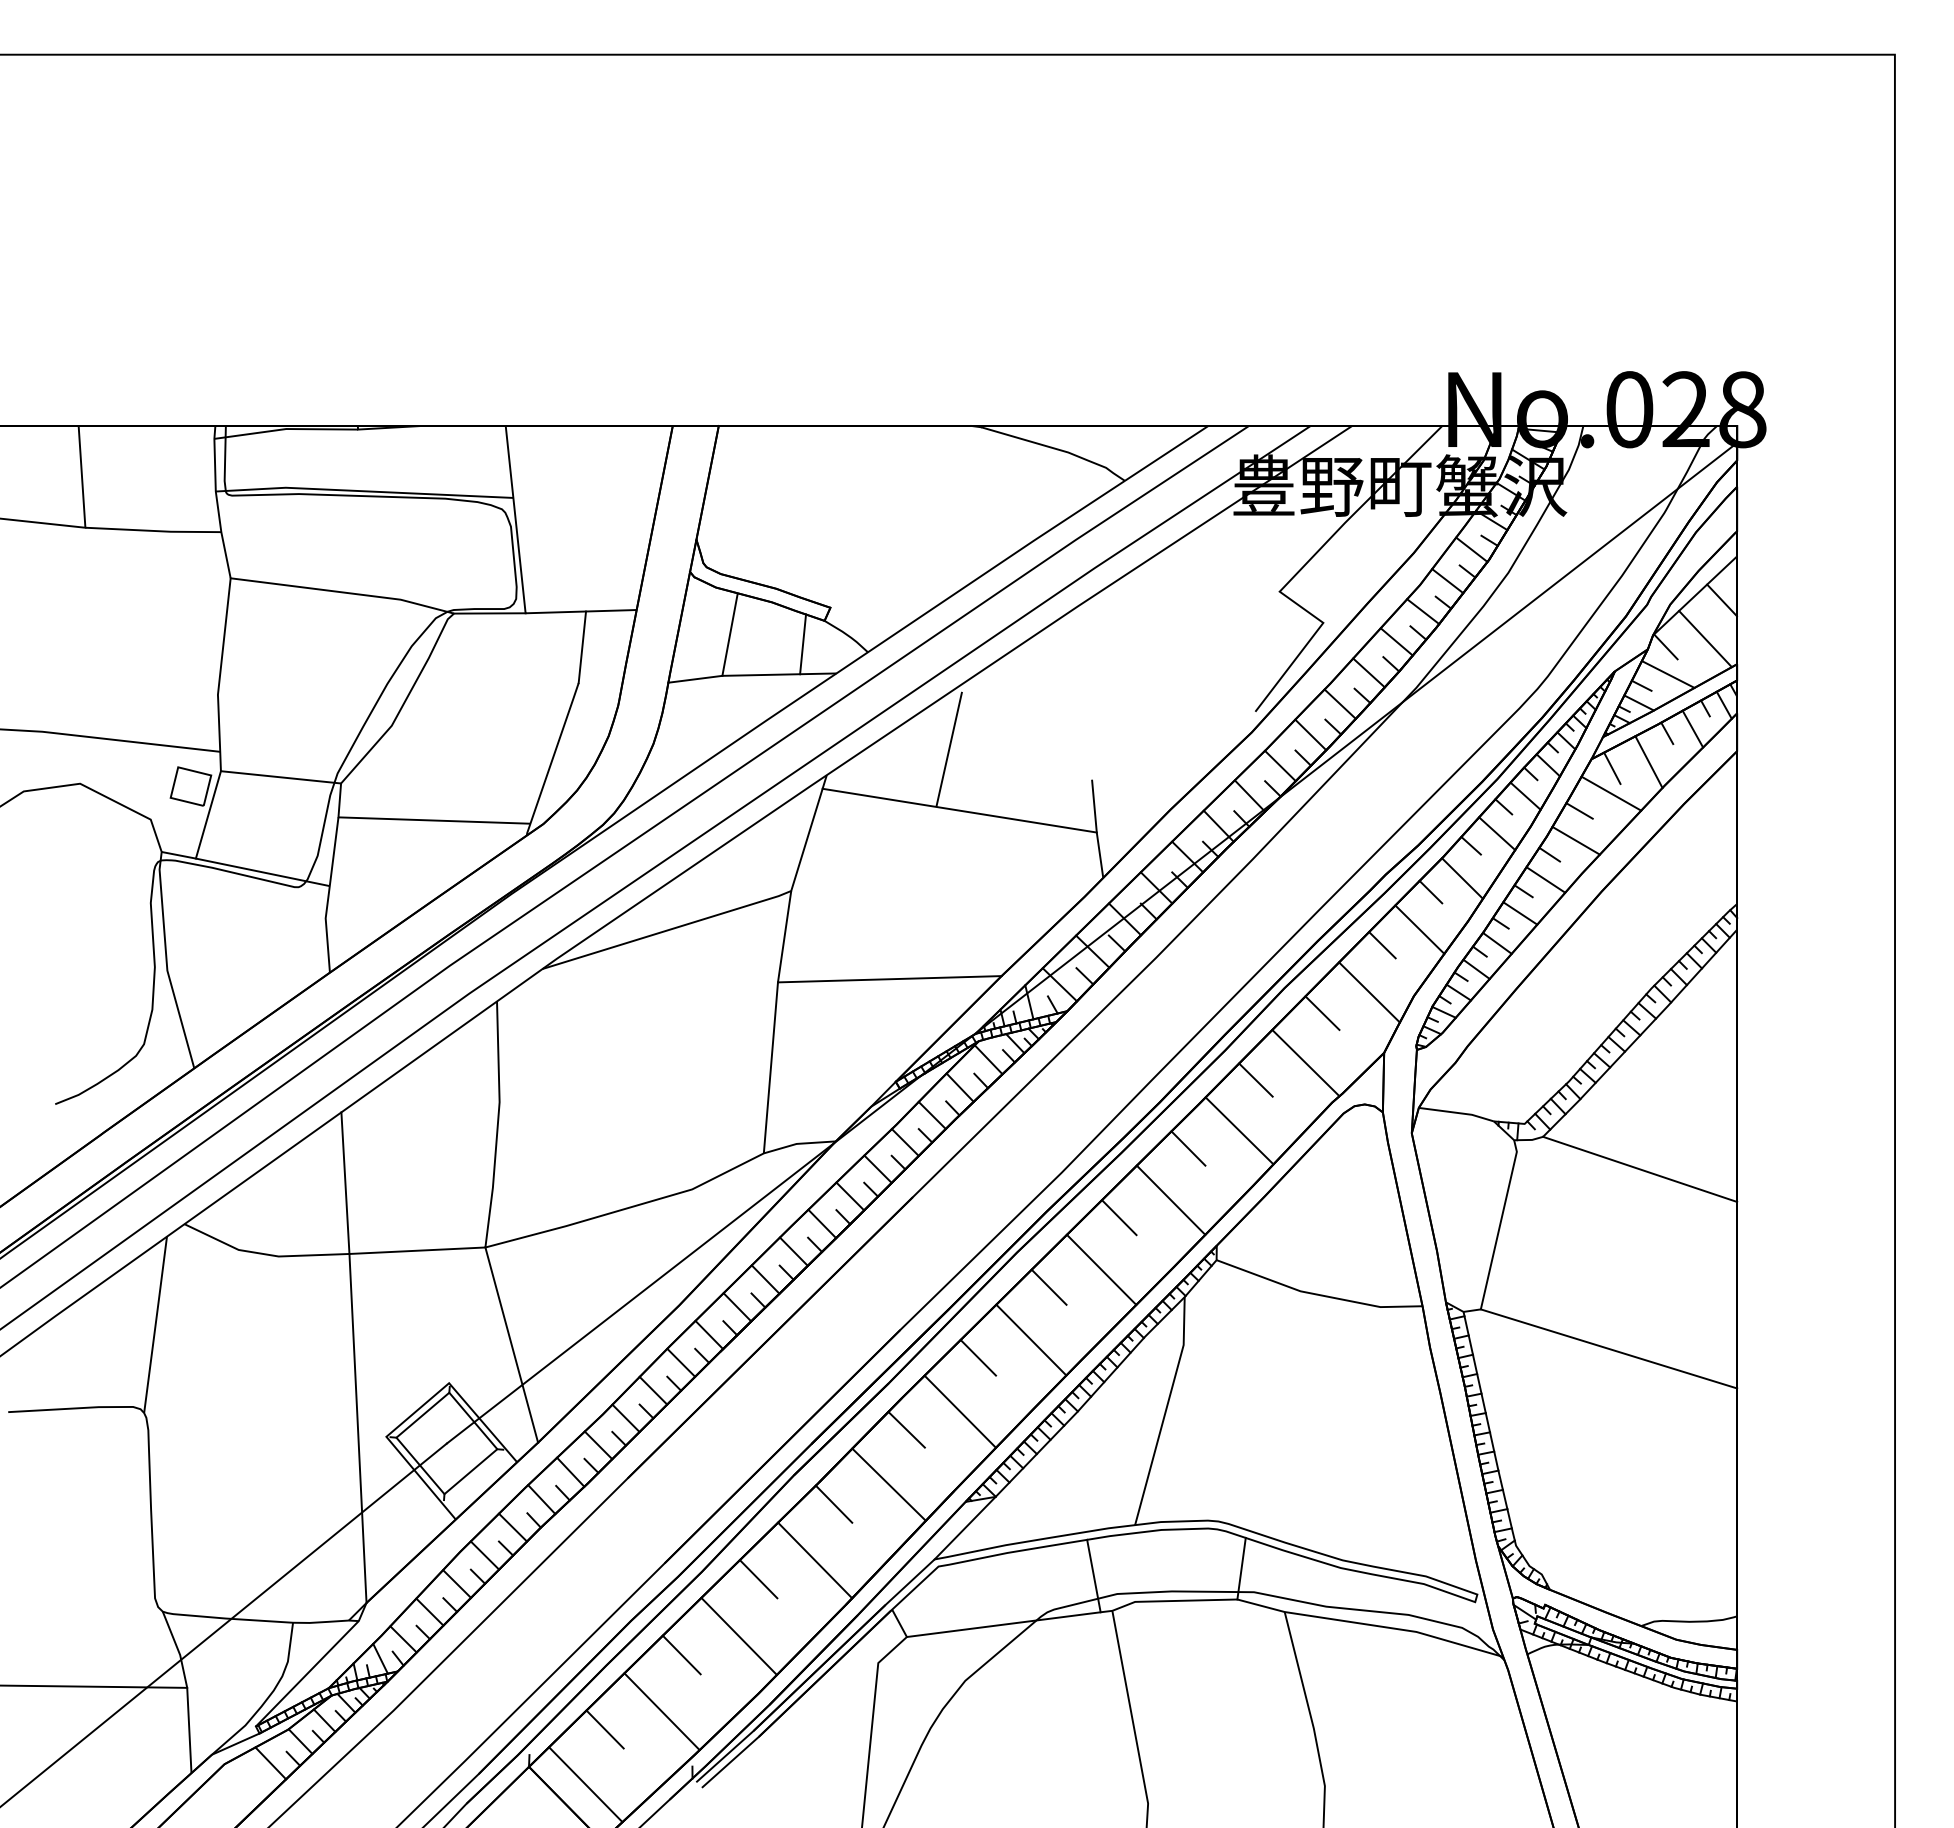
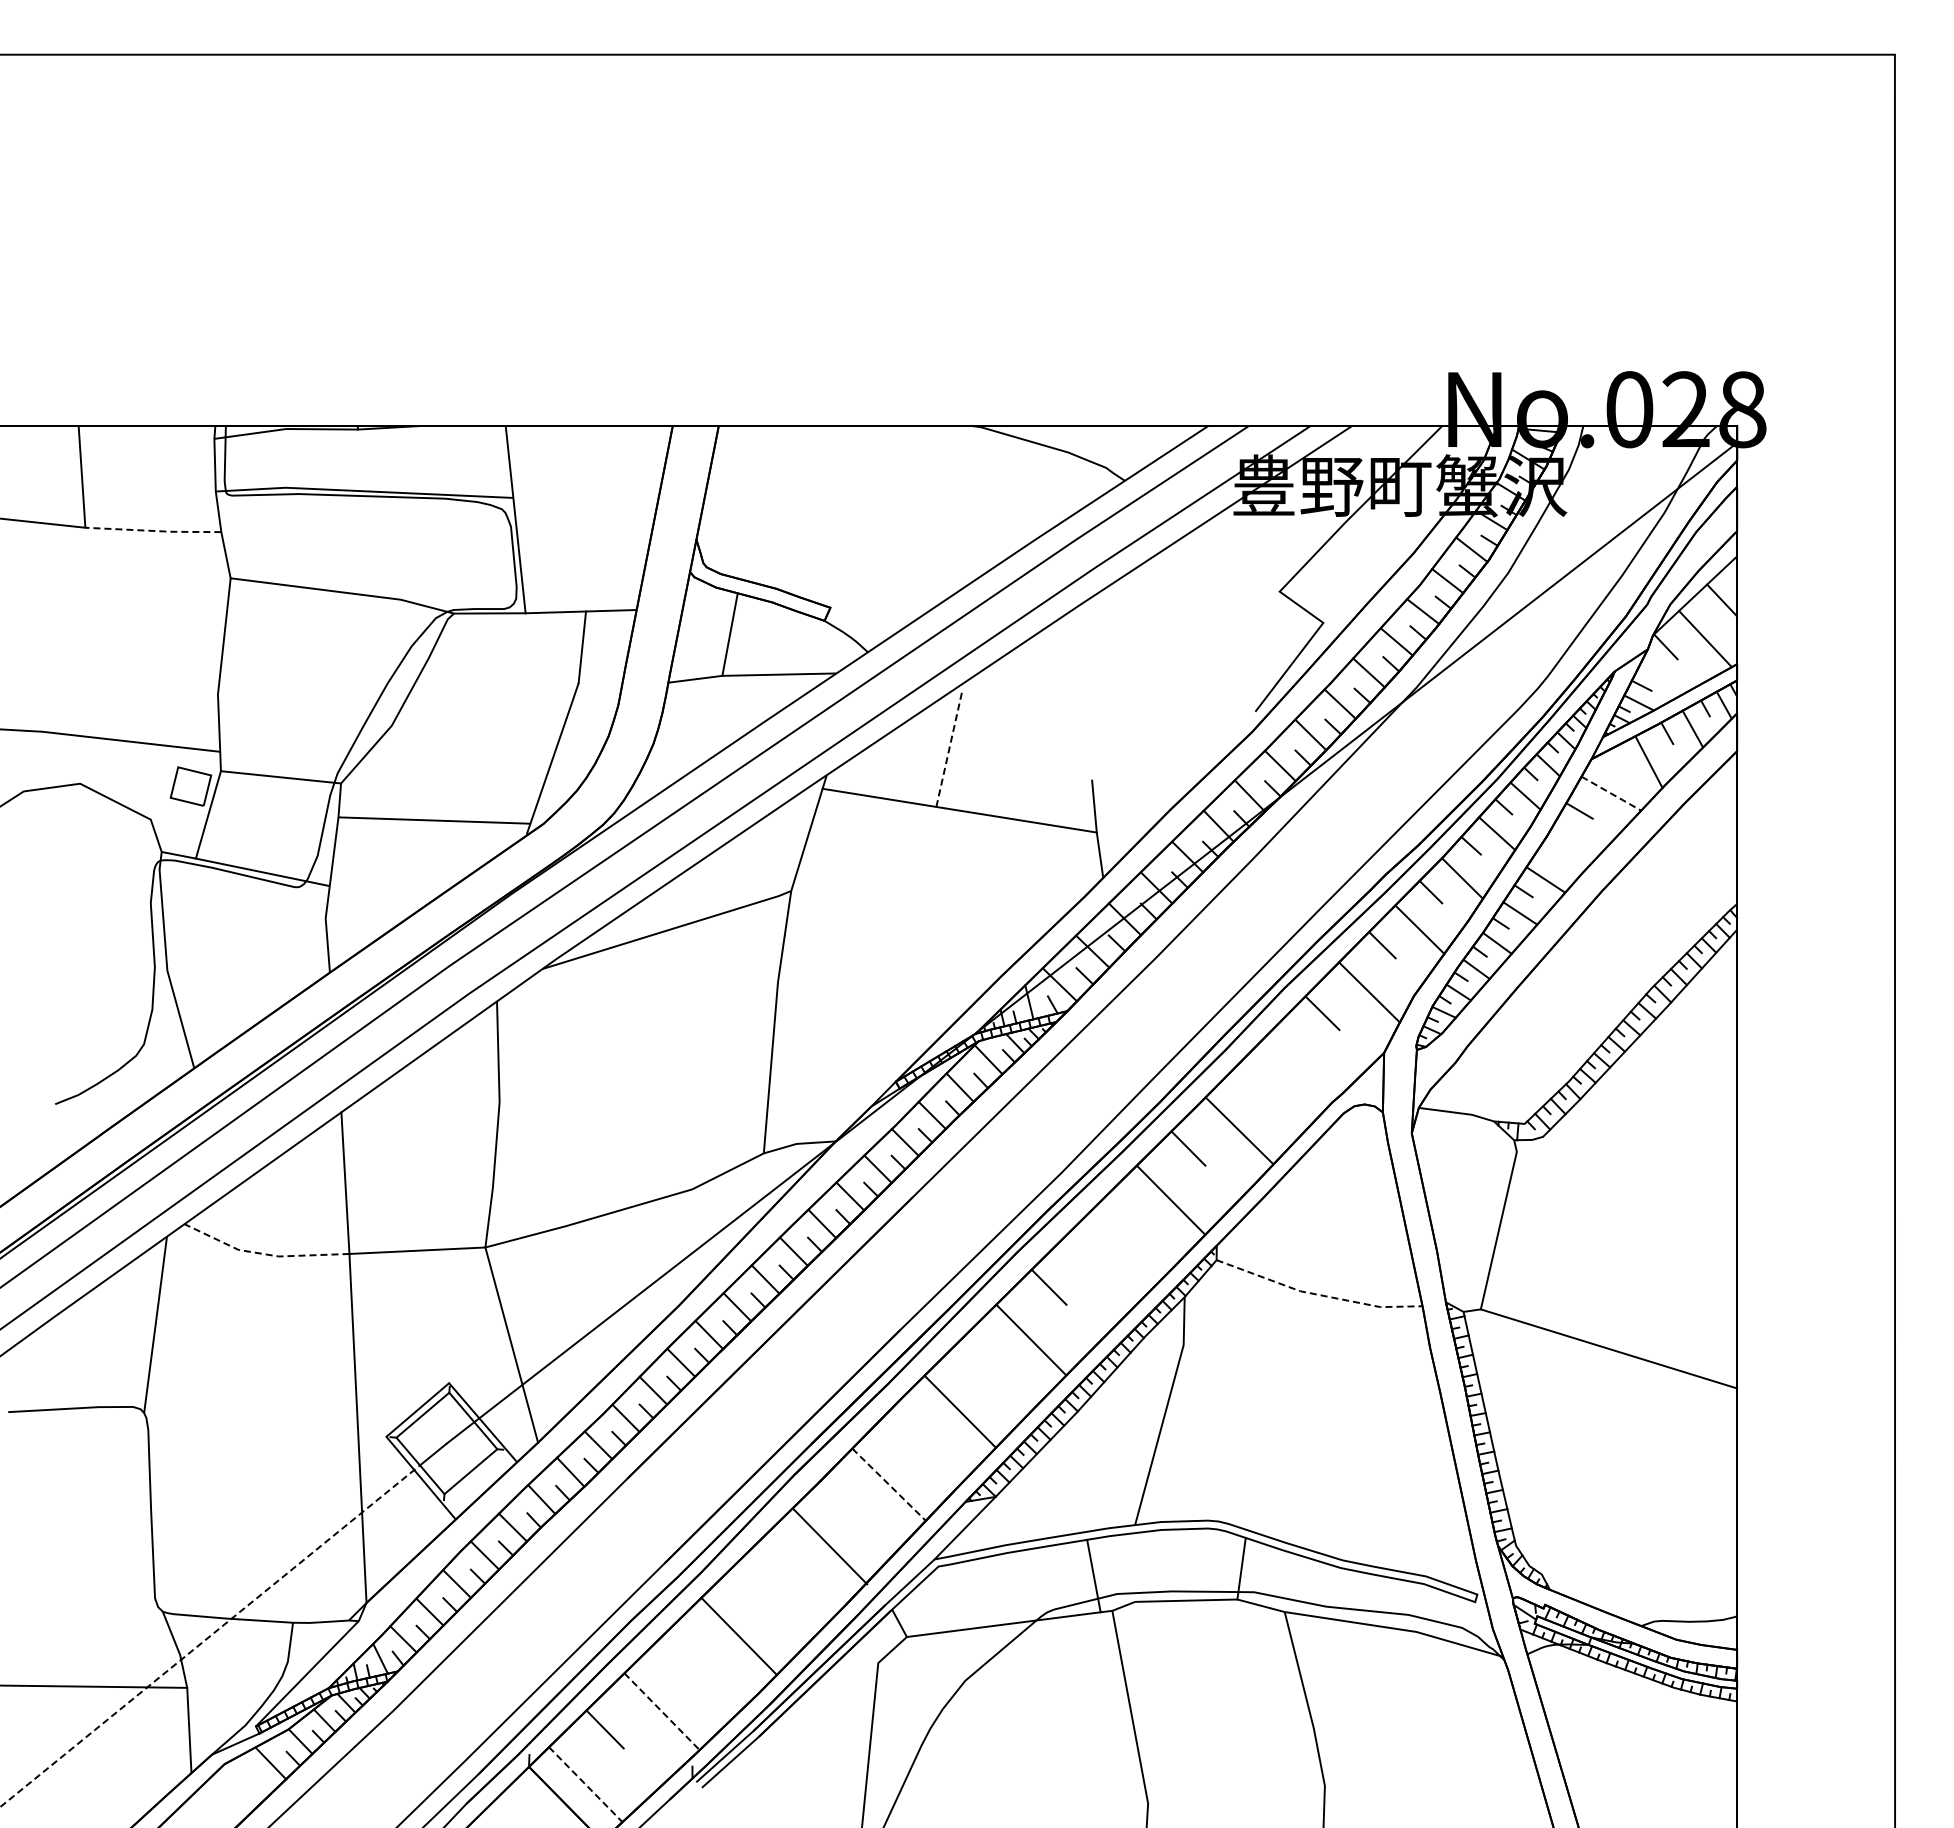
line: solid -> dashed (153, 530)
line: present -> none (803, 644)
line: present -> none (1667, 674)
line: solid -> dashed (949, 749)
line: present -> none (1612, 767)
line: solid -> dashed (1611, 793)
line: present -> none (1575, 840)
line: present -> none (1549, 854)
line: present -> none (889, 979)
line: present -> none (1305, 1062)
line: present -> none (1255, 1079)
line: present -> none (1640, 1168)
line: present -> none (1119, 1217)
line: solid -> dashed (263, 1253)
line: present -> none (1101, 1269)
line: solid -> dashed (1318, 1294)
line: present -> none (978, 1357)
line: present -> none (906, 1429)
line: solid -> dashed (889, 1484)
line: present -> none (833, 1503)
line position: (815, 1560) -> (830, 1546) (830, 1546)
line: present -> none (758, 1579)
line: solid -> dashed (210, 1635)
line: present -> none (681, 1654)
line: solid -> dashed (662, 1711)
line: solid -> dashed (586, 1785)
